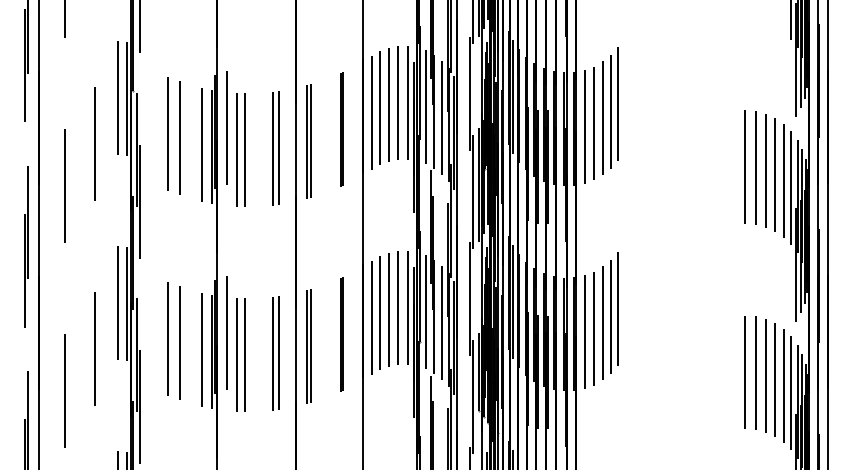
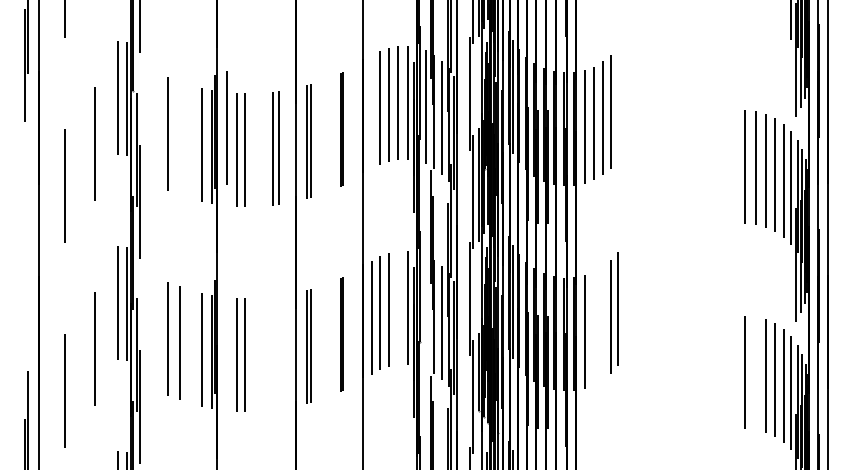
line: present -> none (618, 103)
line: present -> none (371, 112)
line: present -> none (179, 137)
part: present -> none (26, 246)
line: present -> none (398, 308)
line: present -> none (426, 312)
line: present -> none (603, 323)
line: present -> none (594, 328)
line: present -> none (226, 332)
part: present -> none (275, 353)
line: present -> none (755, 373)
